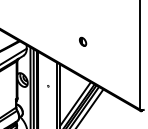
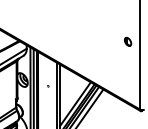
part position: (83, 41) -> (128, 41) (128, 41)
